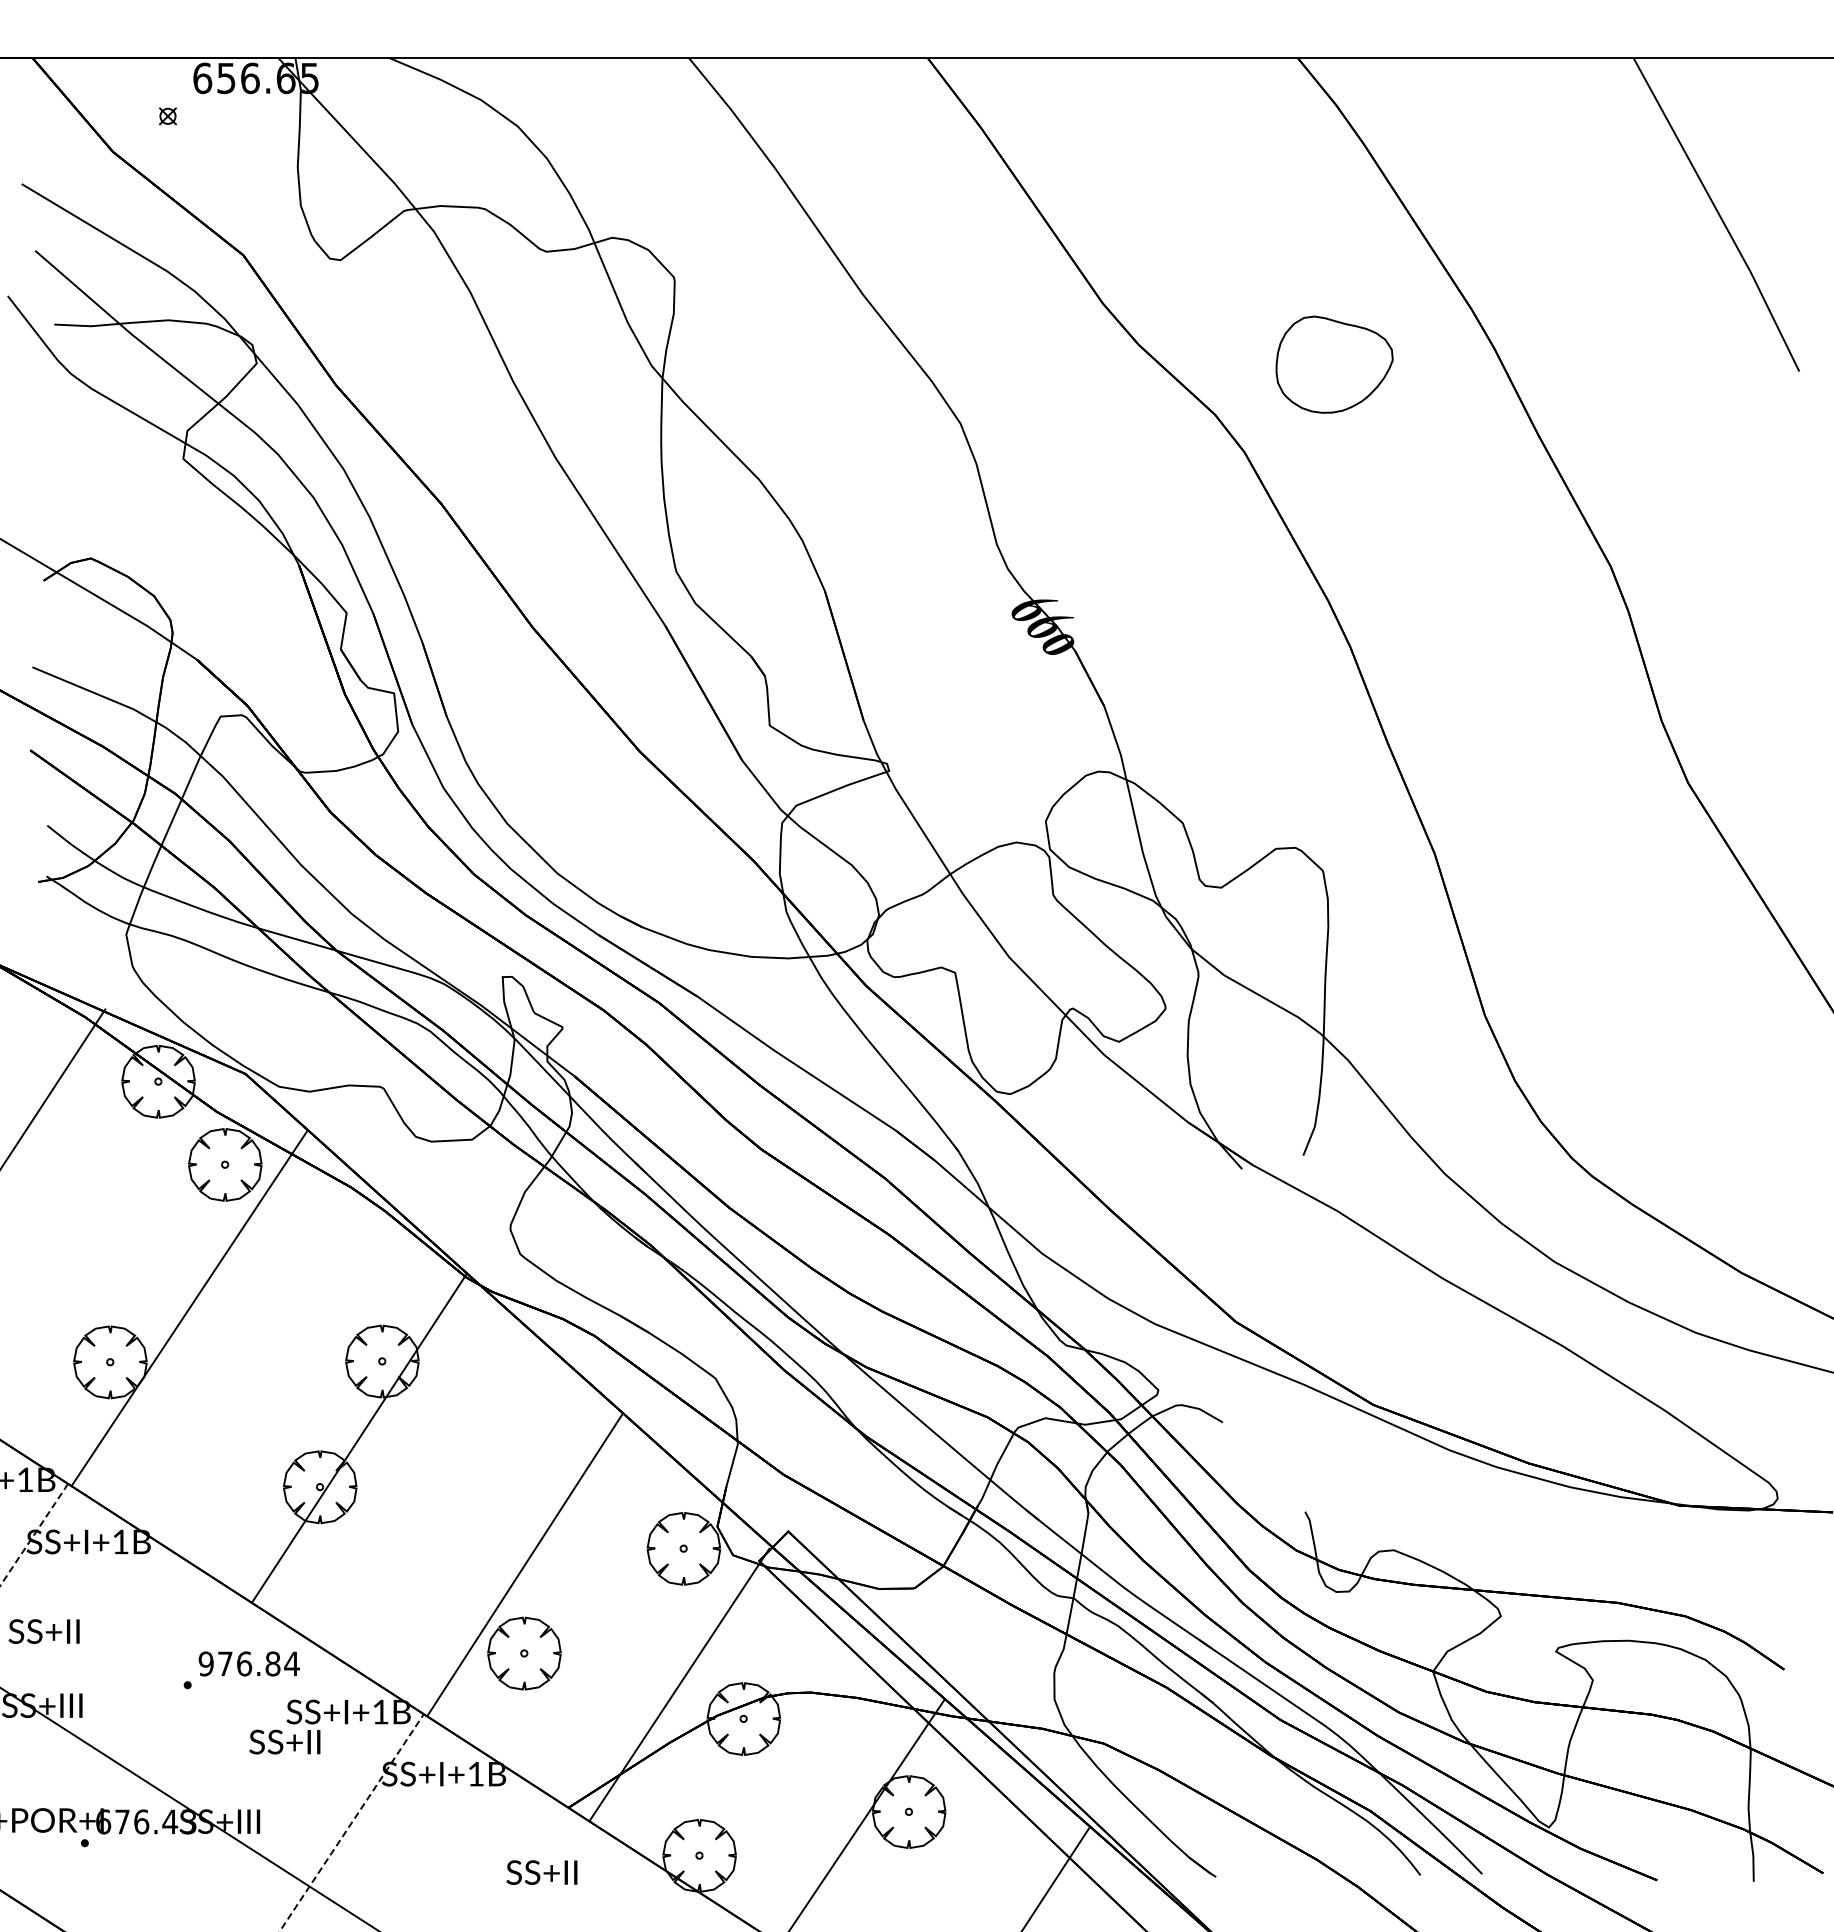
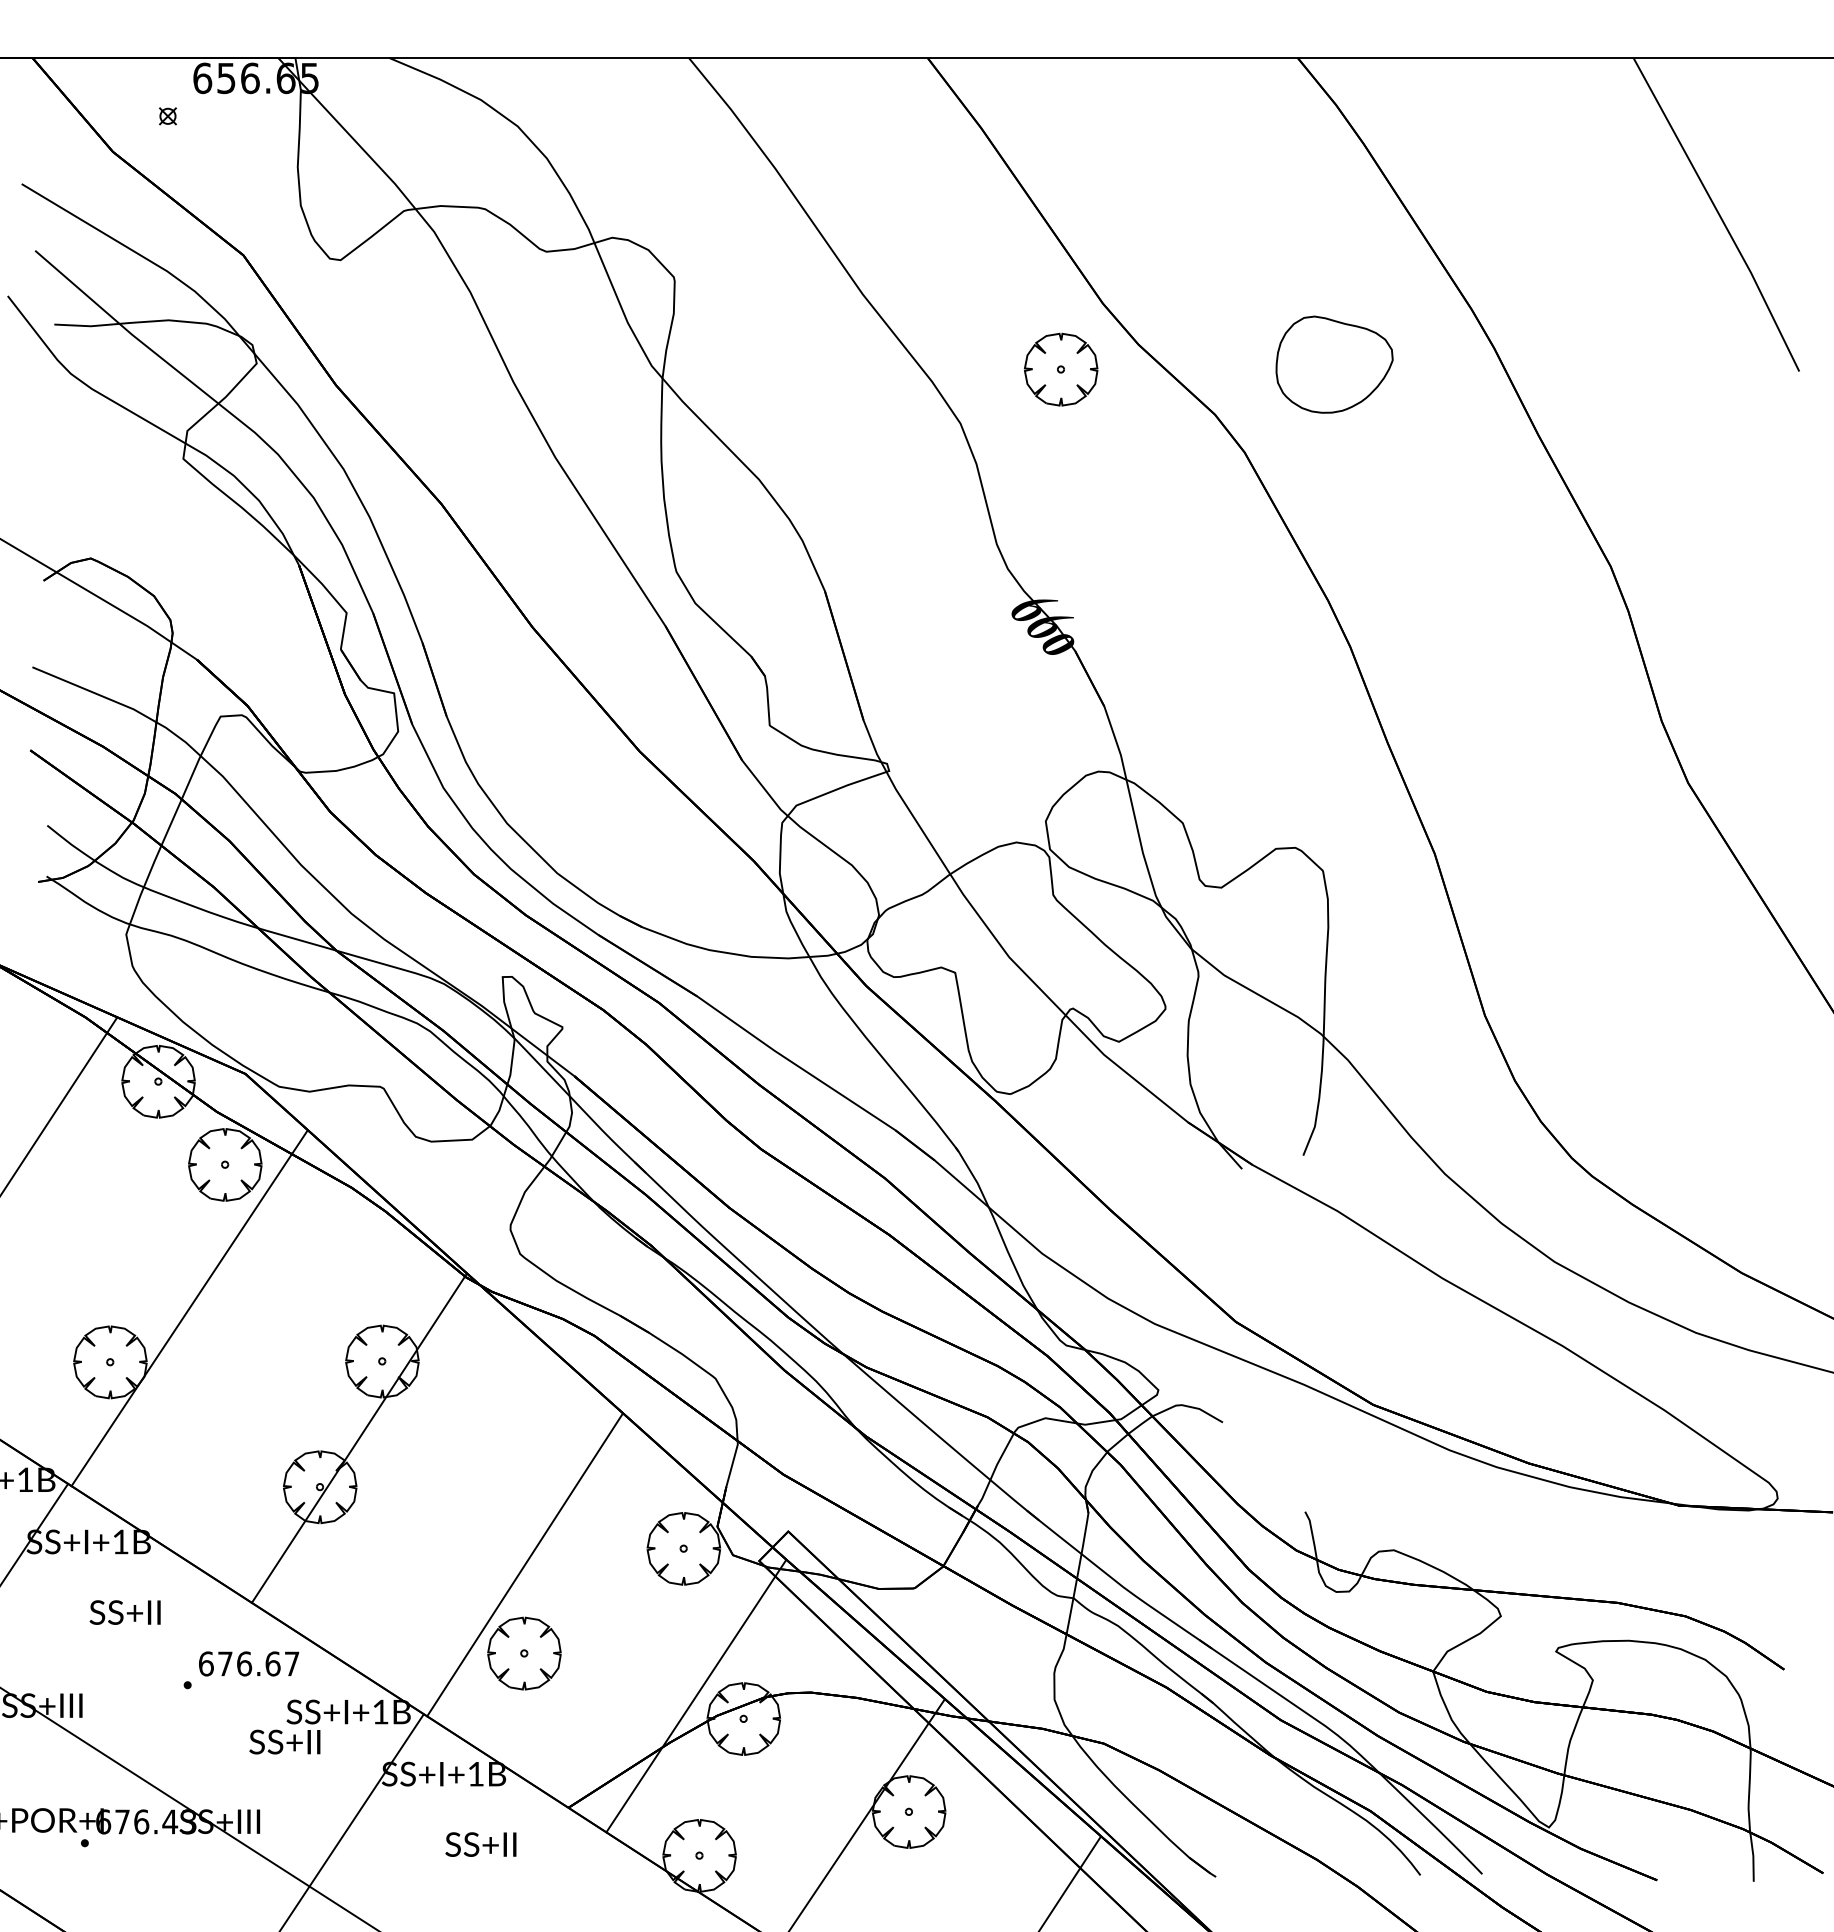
part: none -> present (1061, 369)
line position: (53, 1087) -> (59, 1105) (59, 1105)
line: dashed -> solid (33, 1535)
text position: (43, 1631) -> (124, 1612) (124, 1612)
text: 976.84 -> 676.67 (248, 1663)
line position: (679, 1684) -> (696, 1695) (696, 1695)
line: dashed -> solid (351, 1822)
text position: (541, 1872) -> (480, 1844) (480, 1844)
line position: (1055, 1878) -> (1070, 1882) (1070, 1882)
